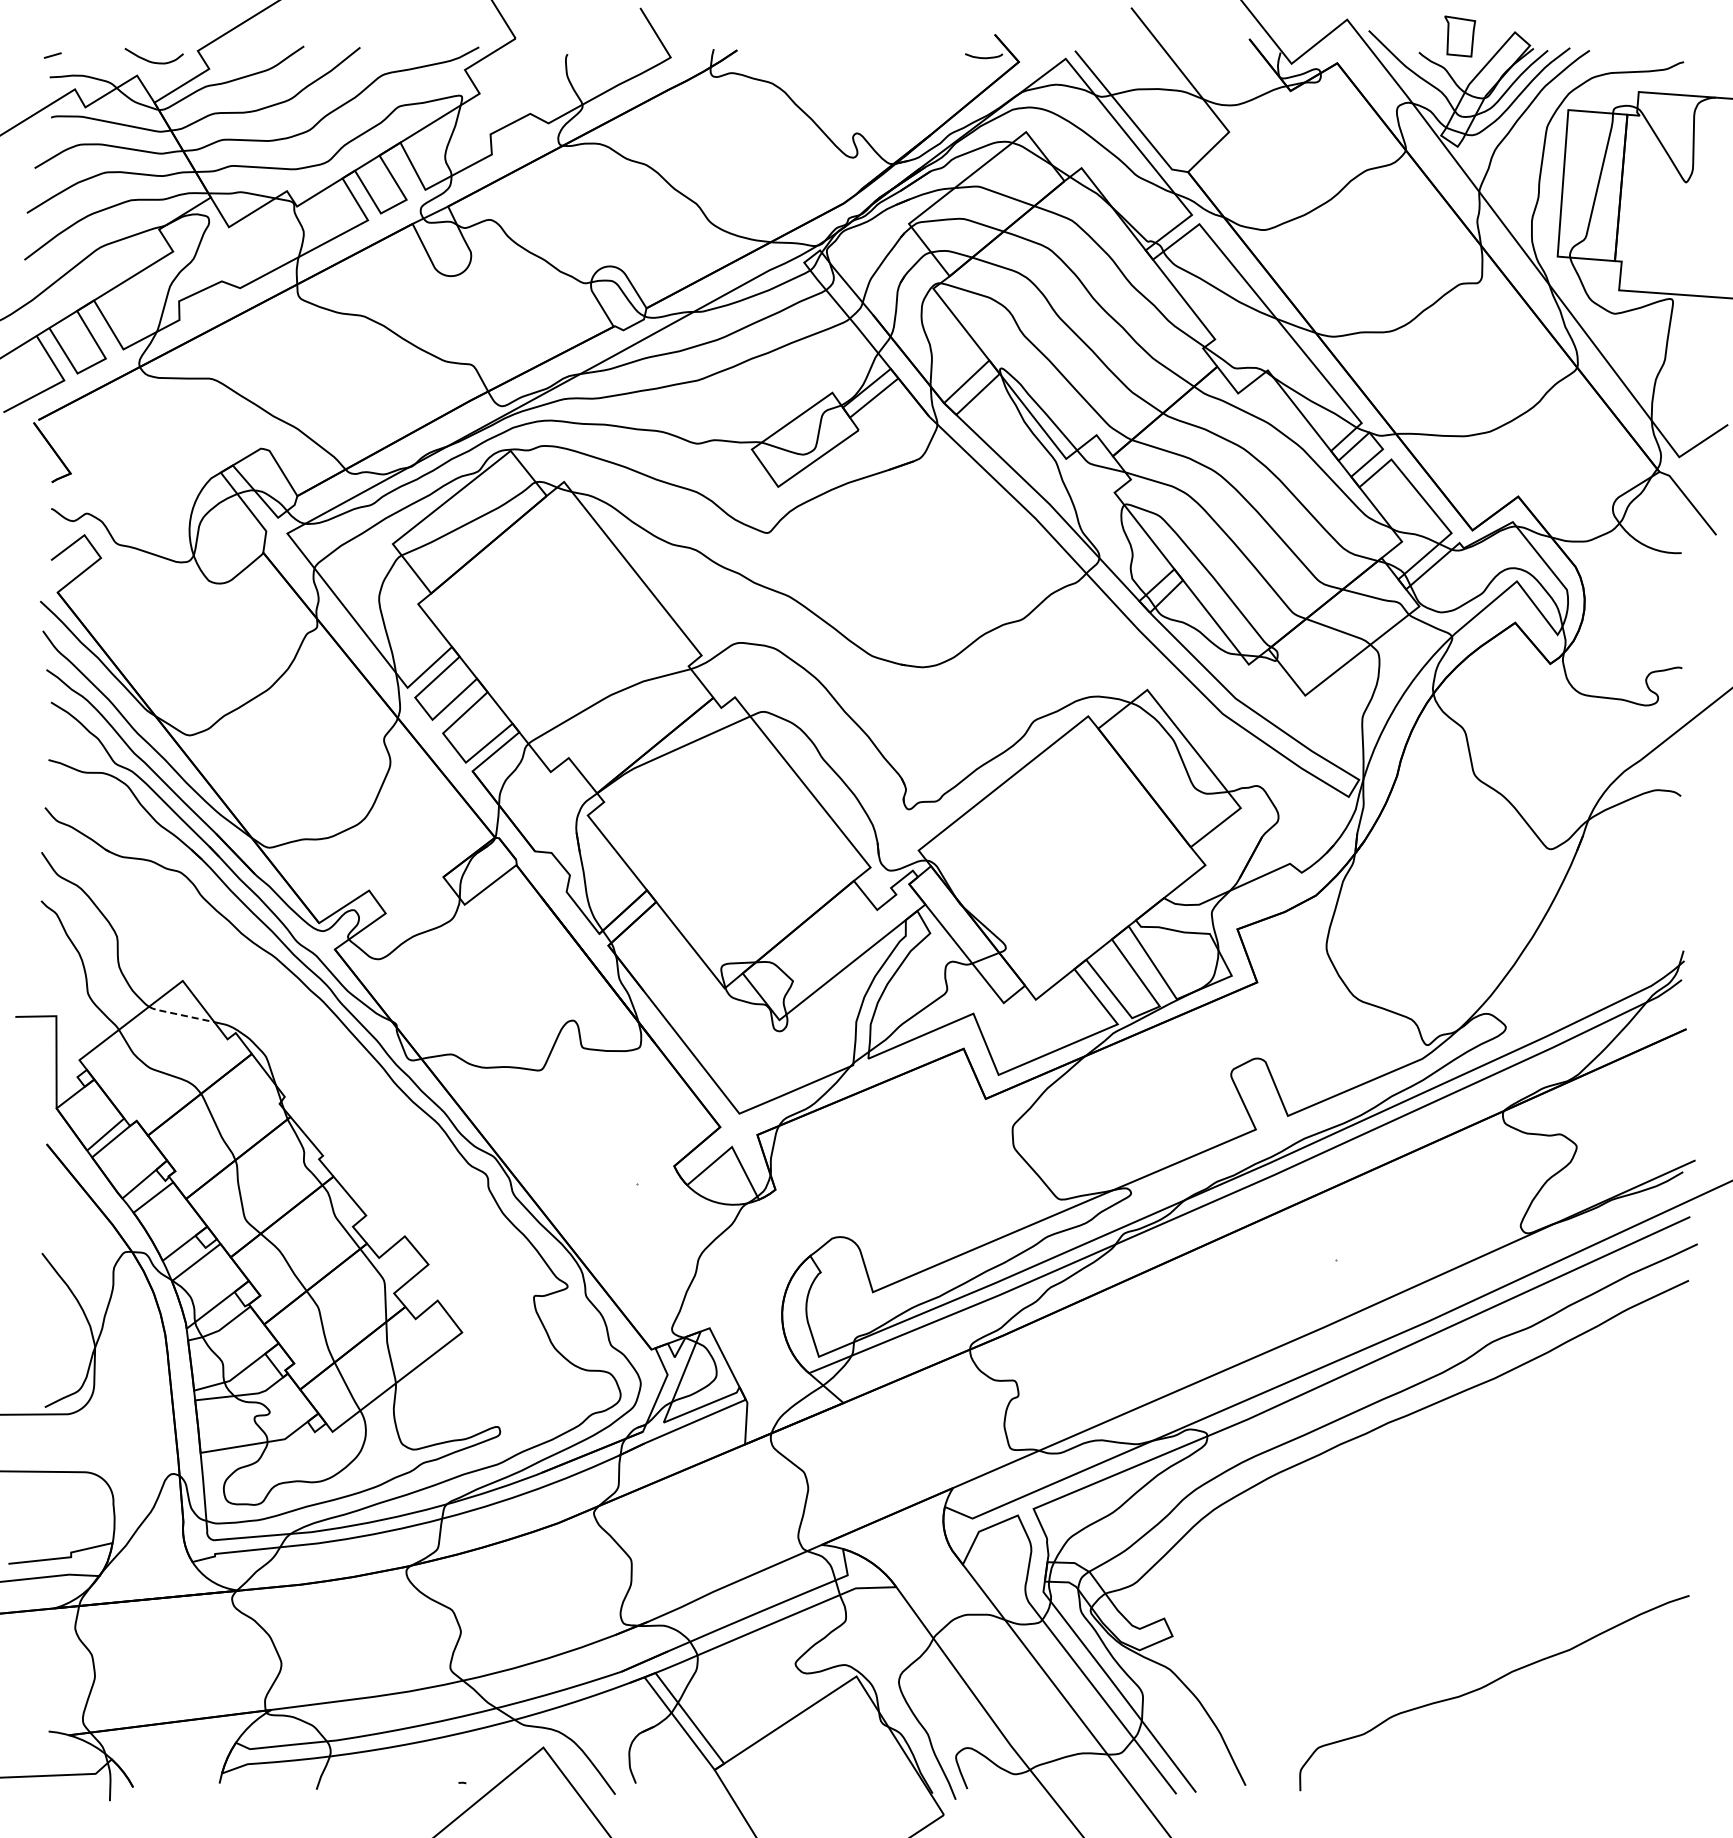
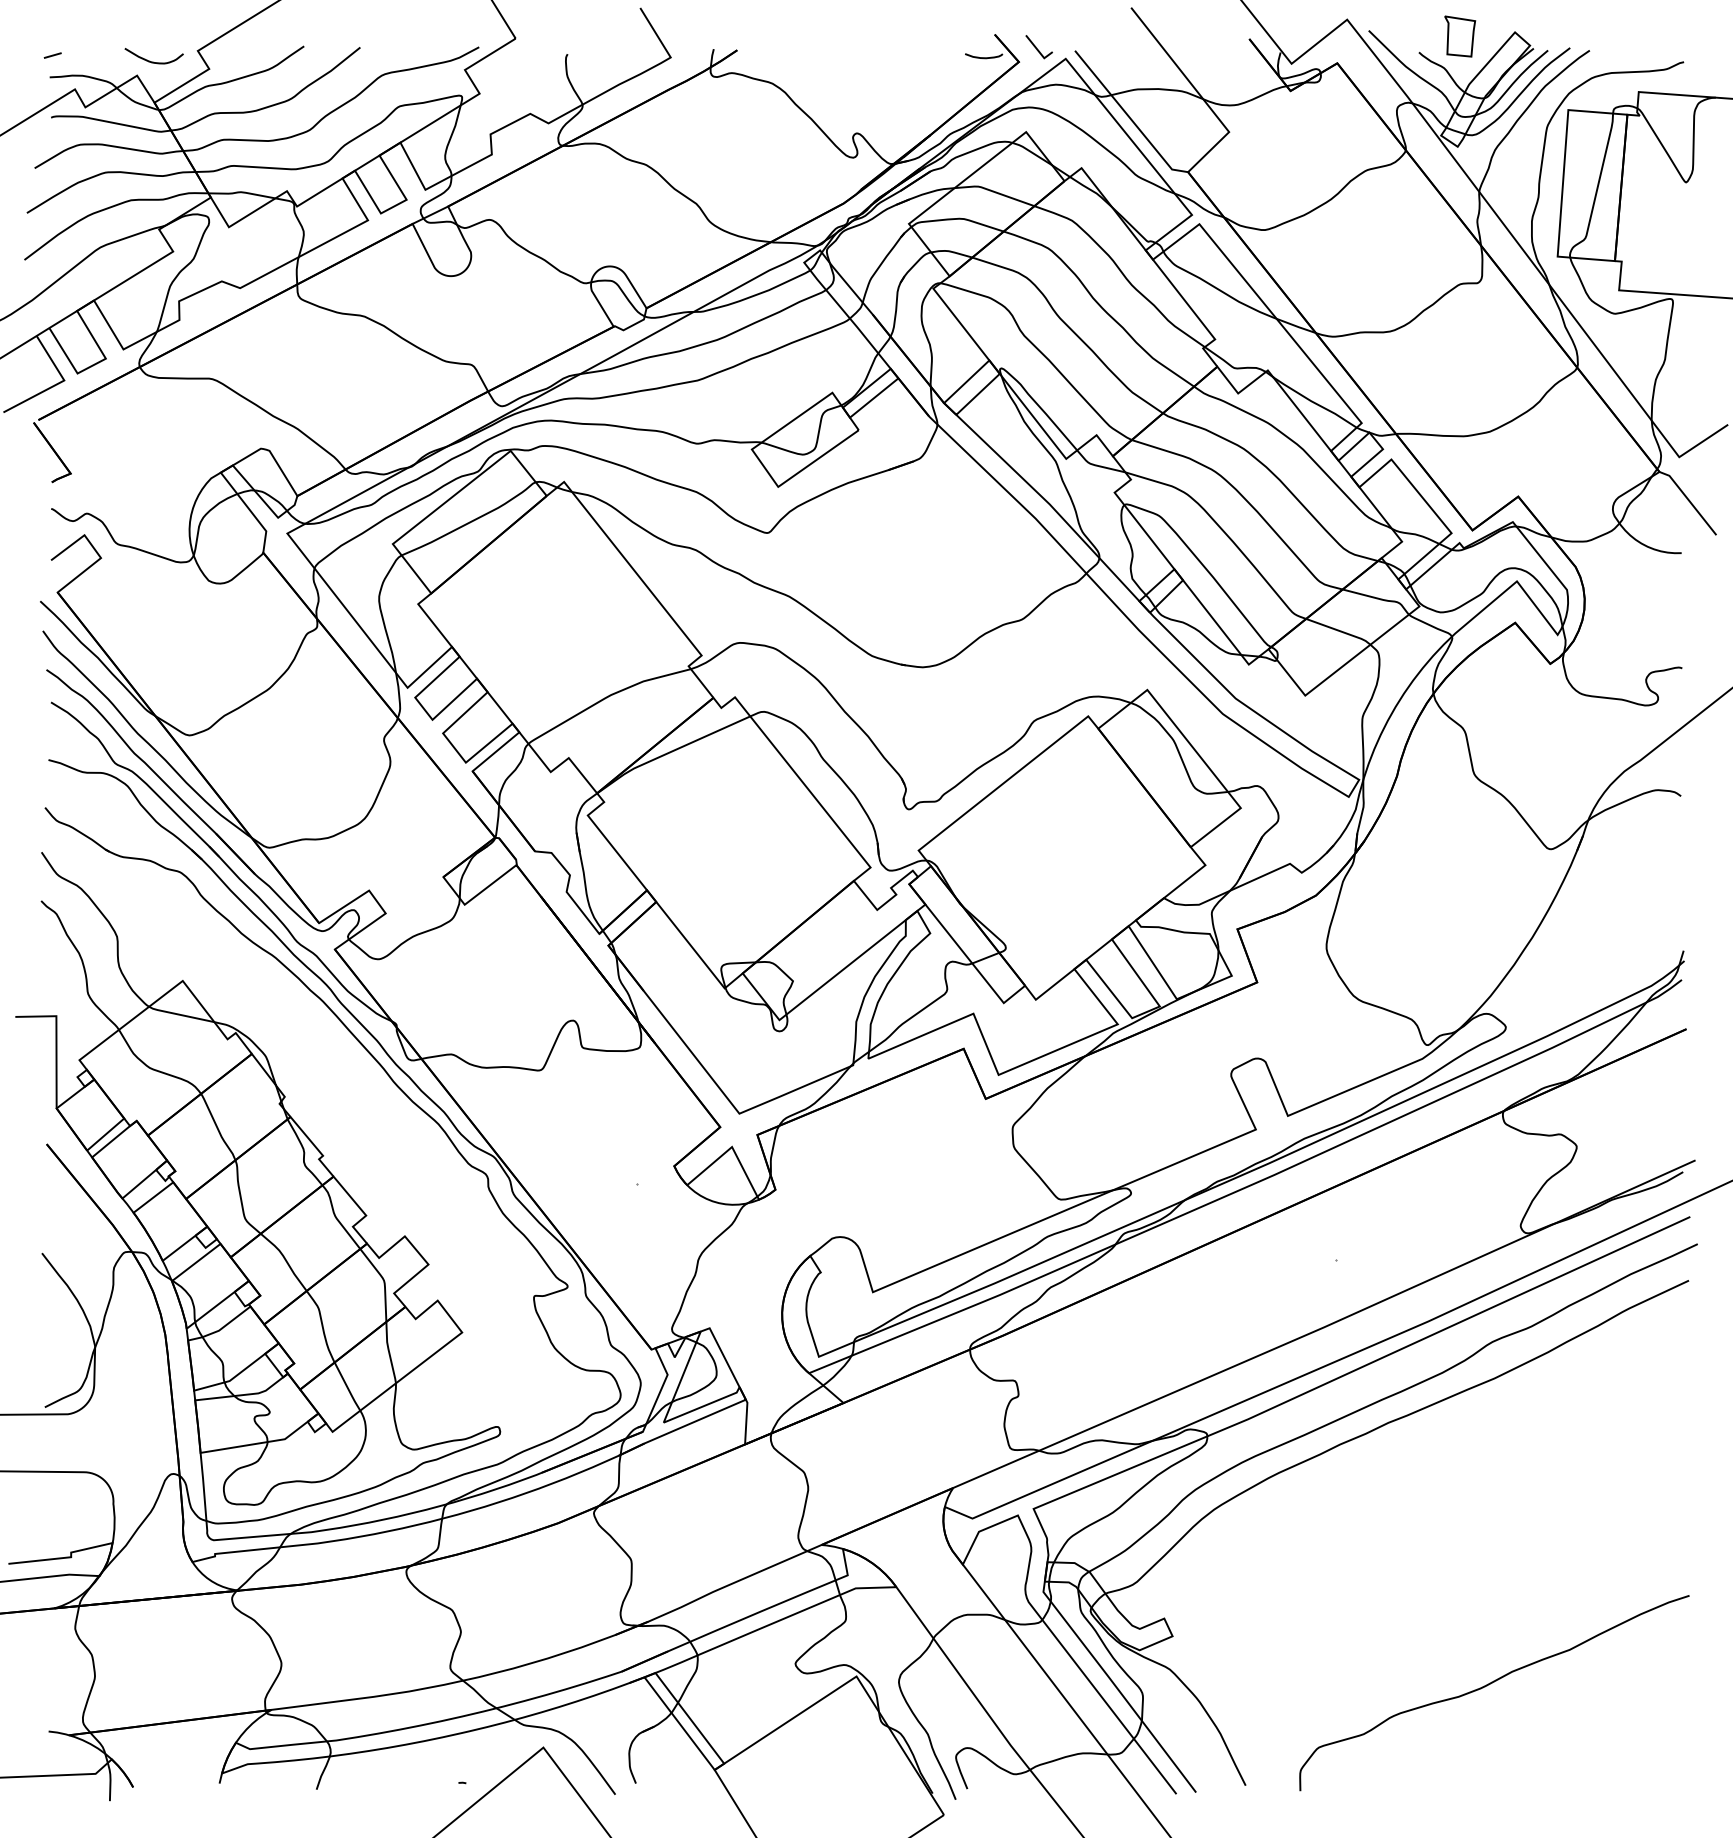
line: none -> present (1037, 48)
line: dashed -> solid (180, 1014)
